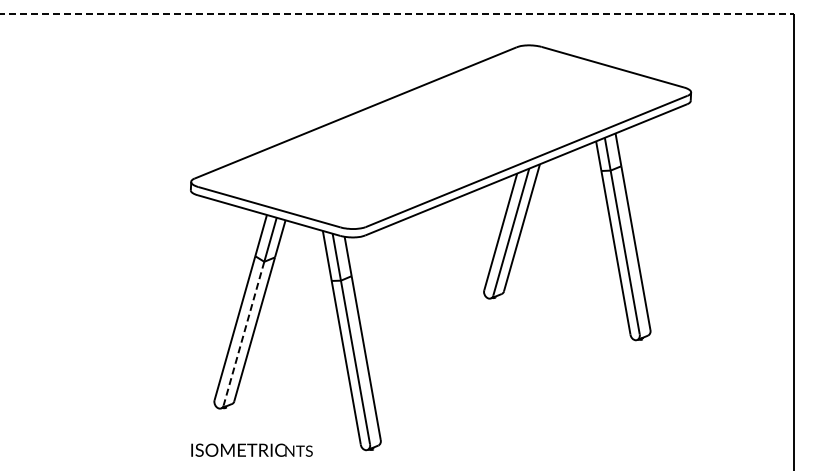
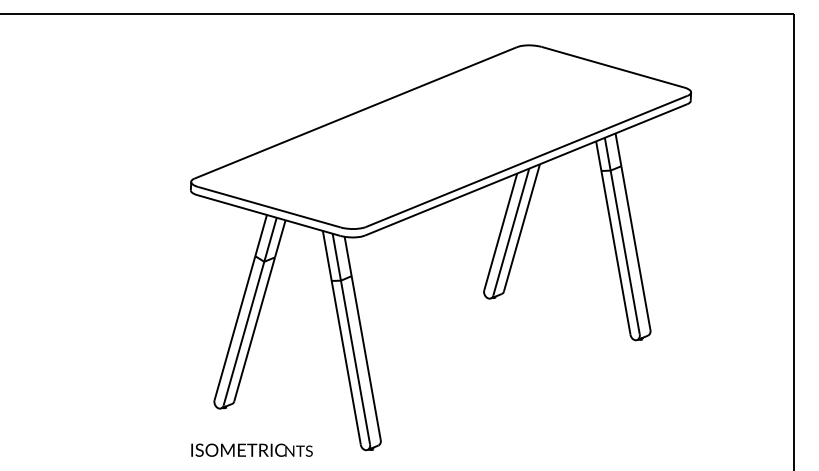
line: dashed -> solid (397, 14)
line: dashed -> solid (243, 333)
